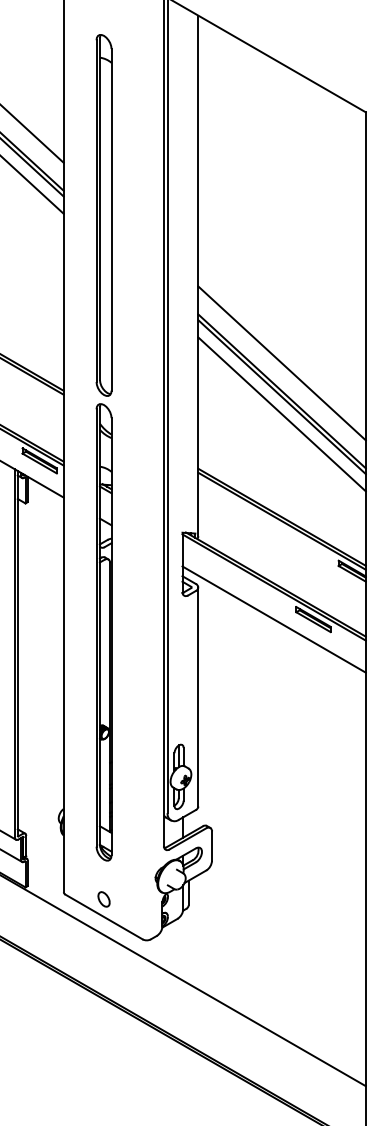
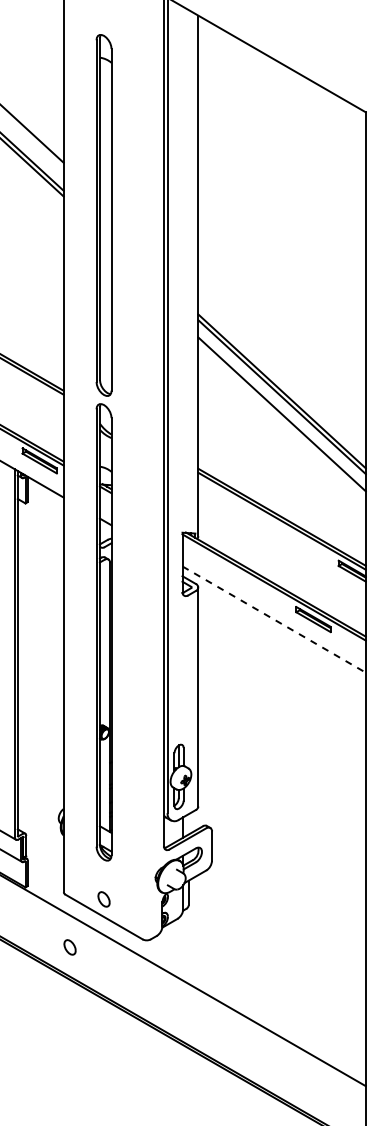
line: present -> none (32, 185)
line: present -> none (281, 363)
line: solid -> dashed (274, 619)
part: none -> present (69, 947)
